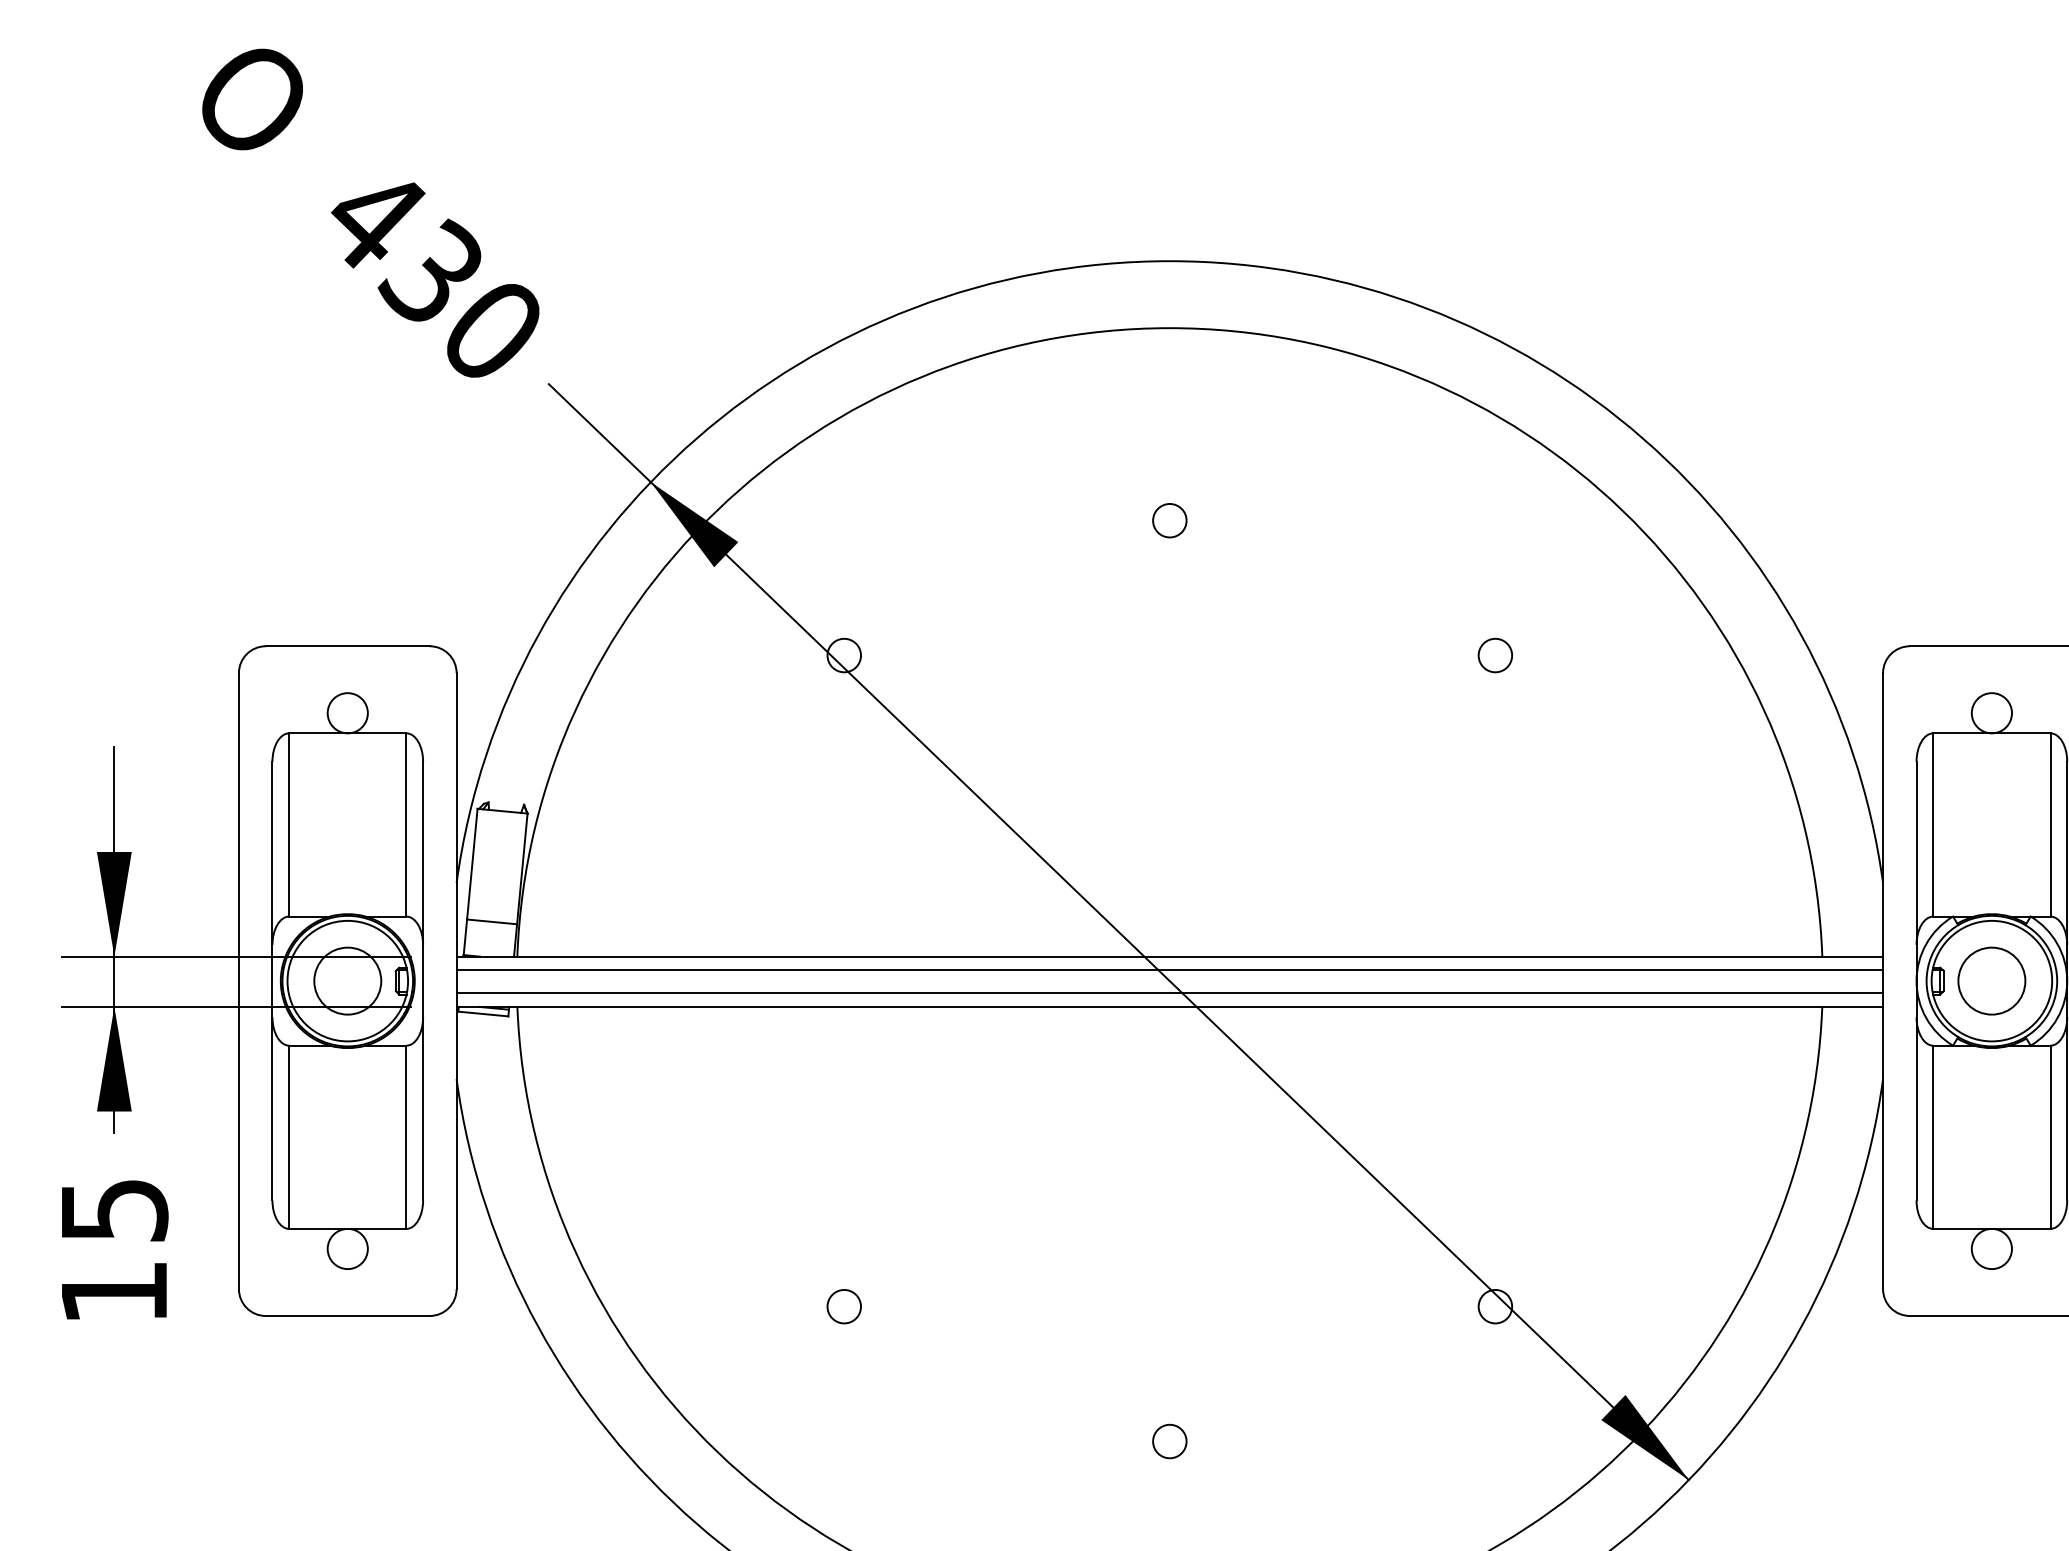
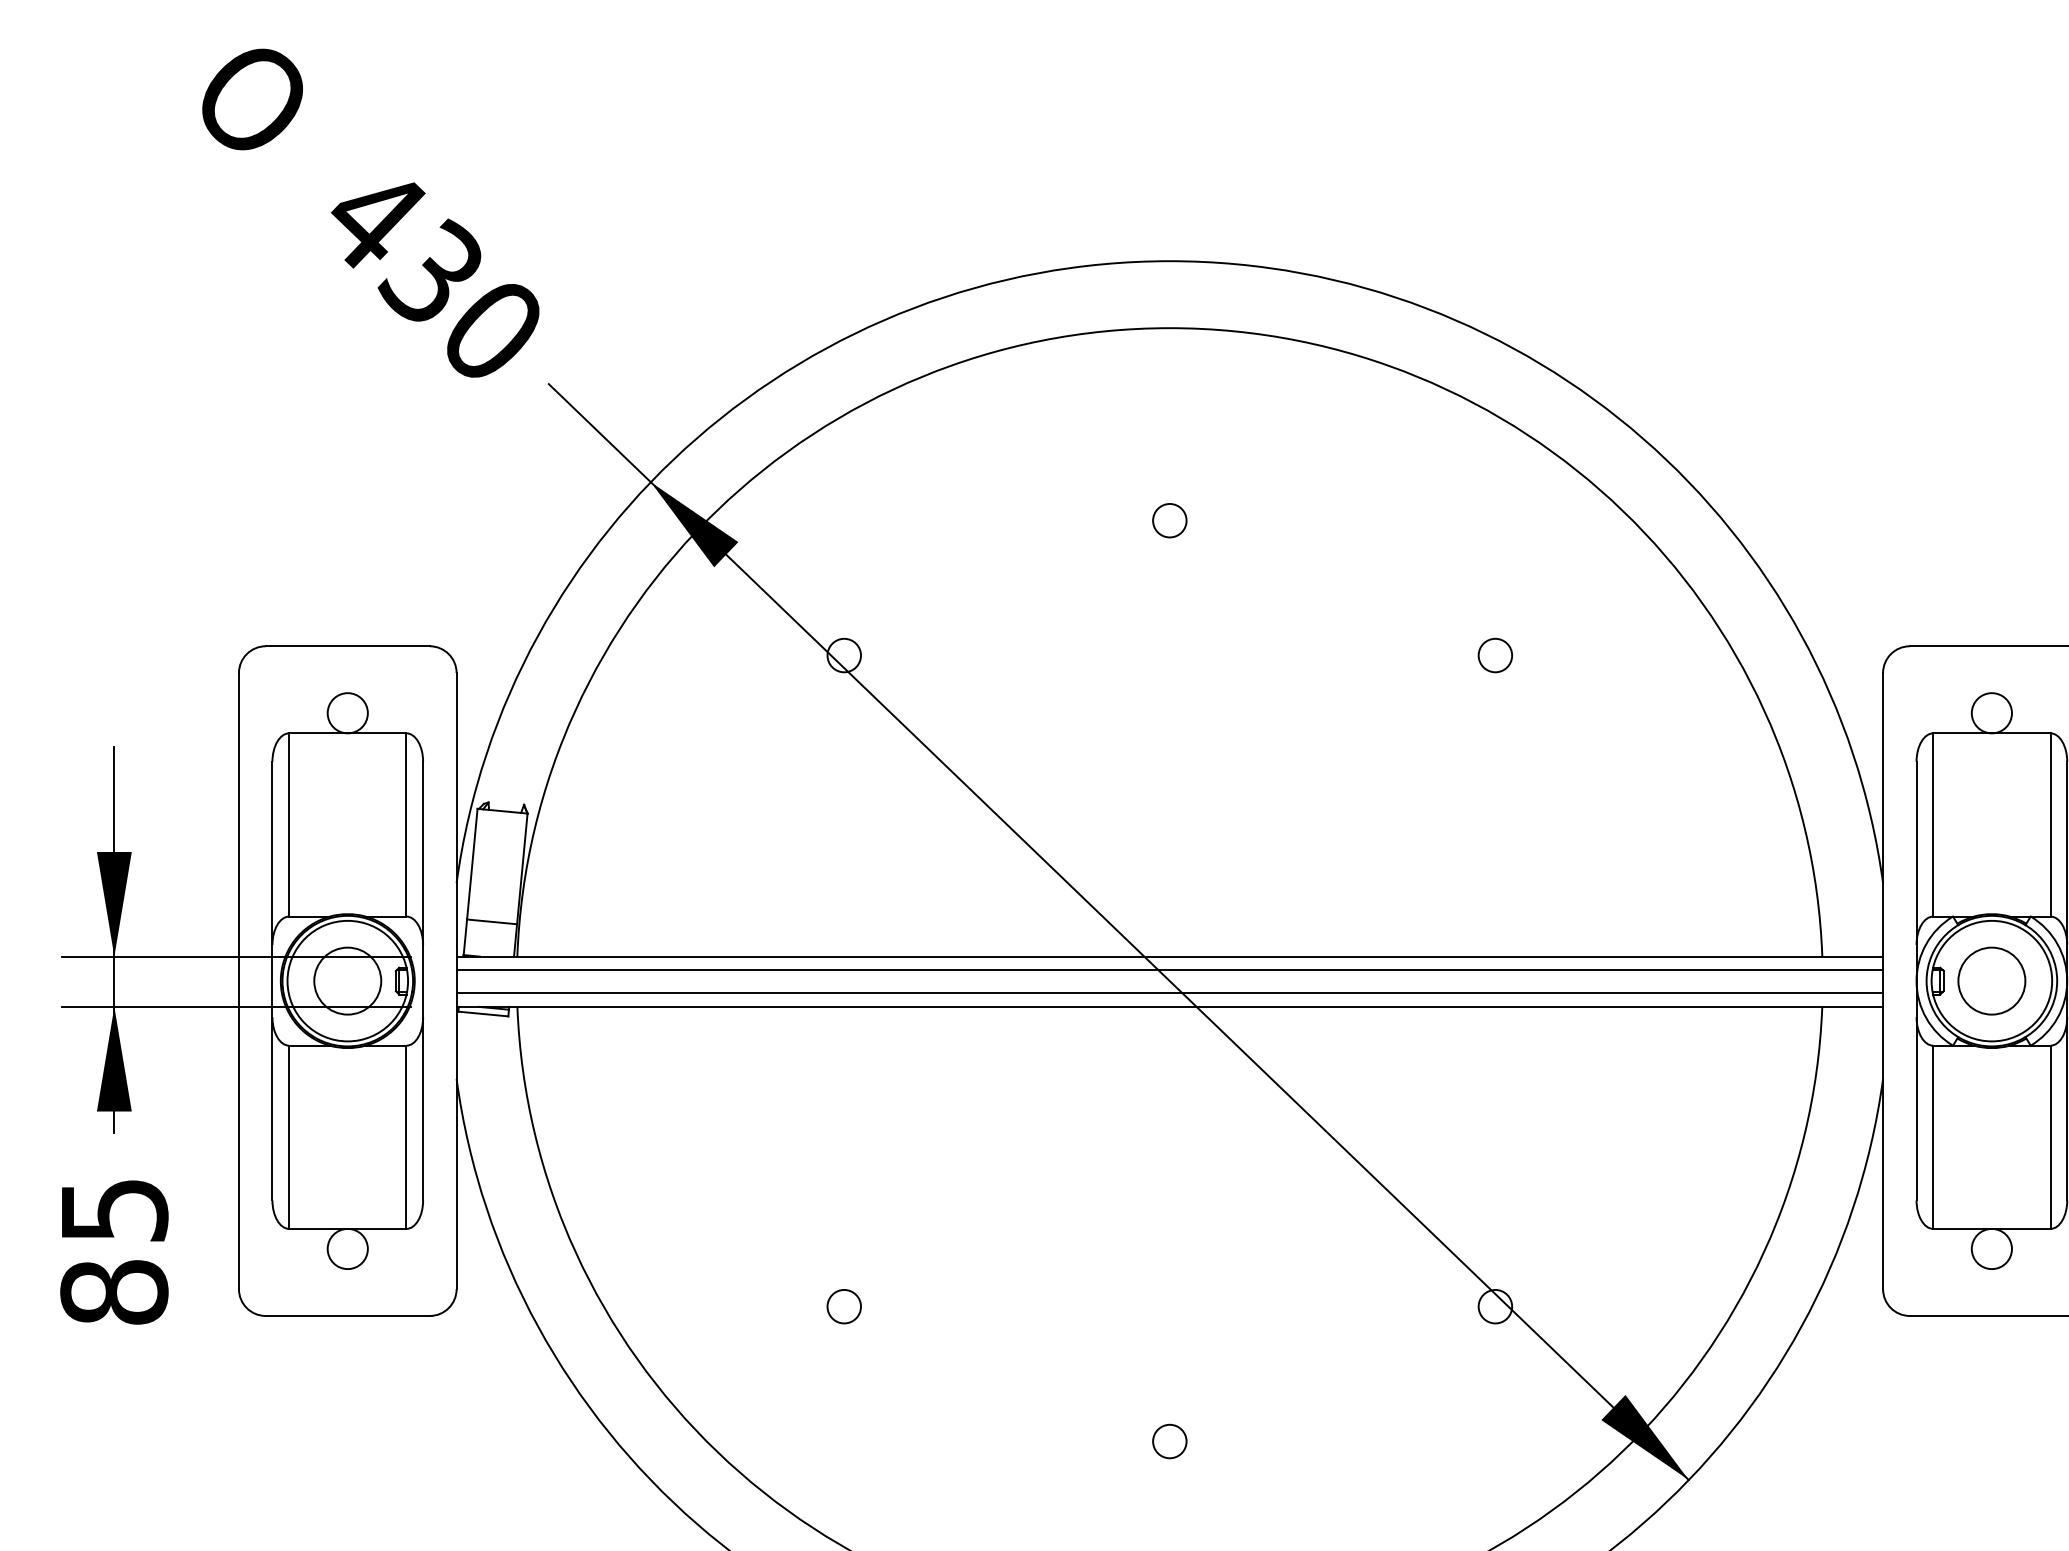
text: 15 -> 85 (114, 1292)
